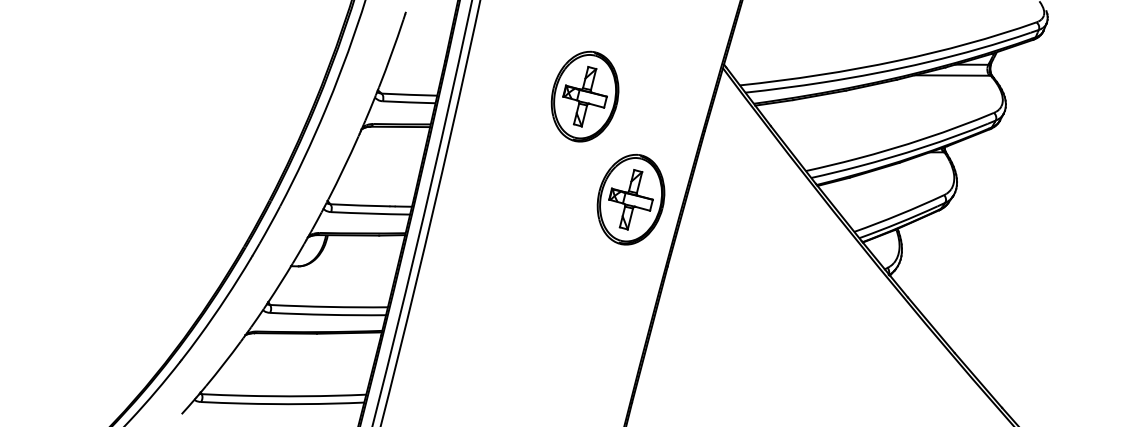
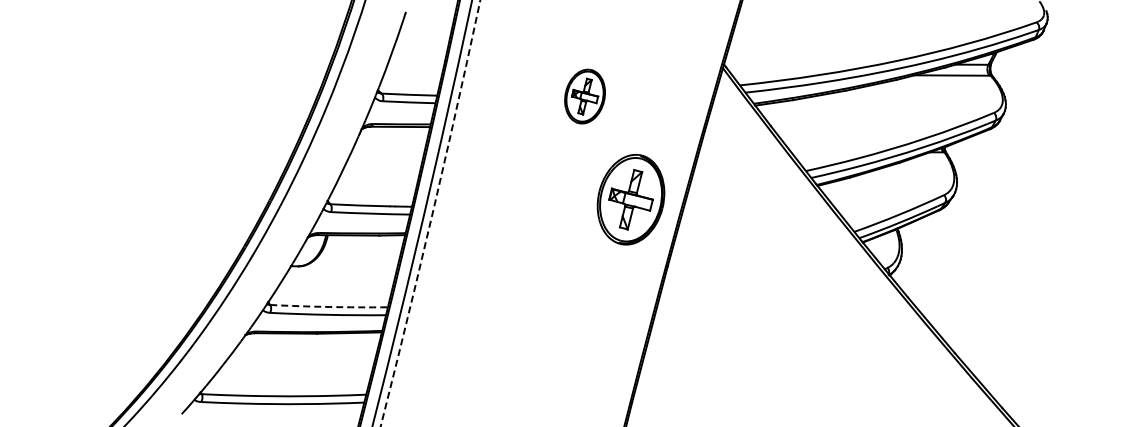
part size: 70x93 px -> 42x57 px (584, 96)
arc: solid -> dashed (432, 213)
arc: solid -> dashed (329, 306)
